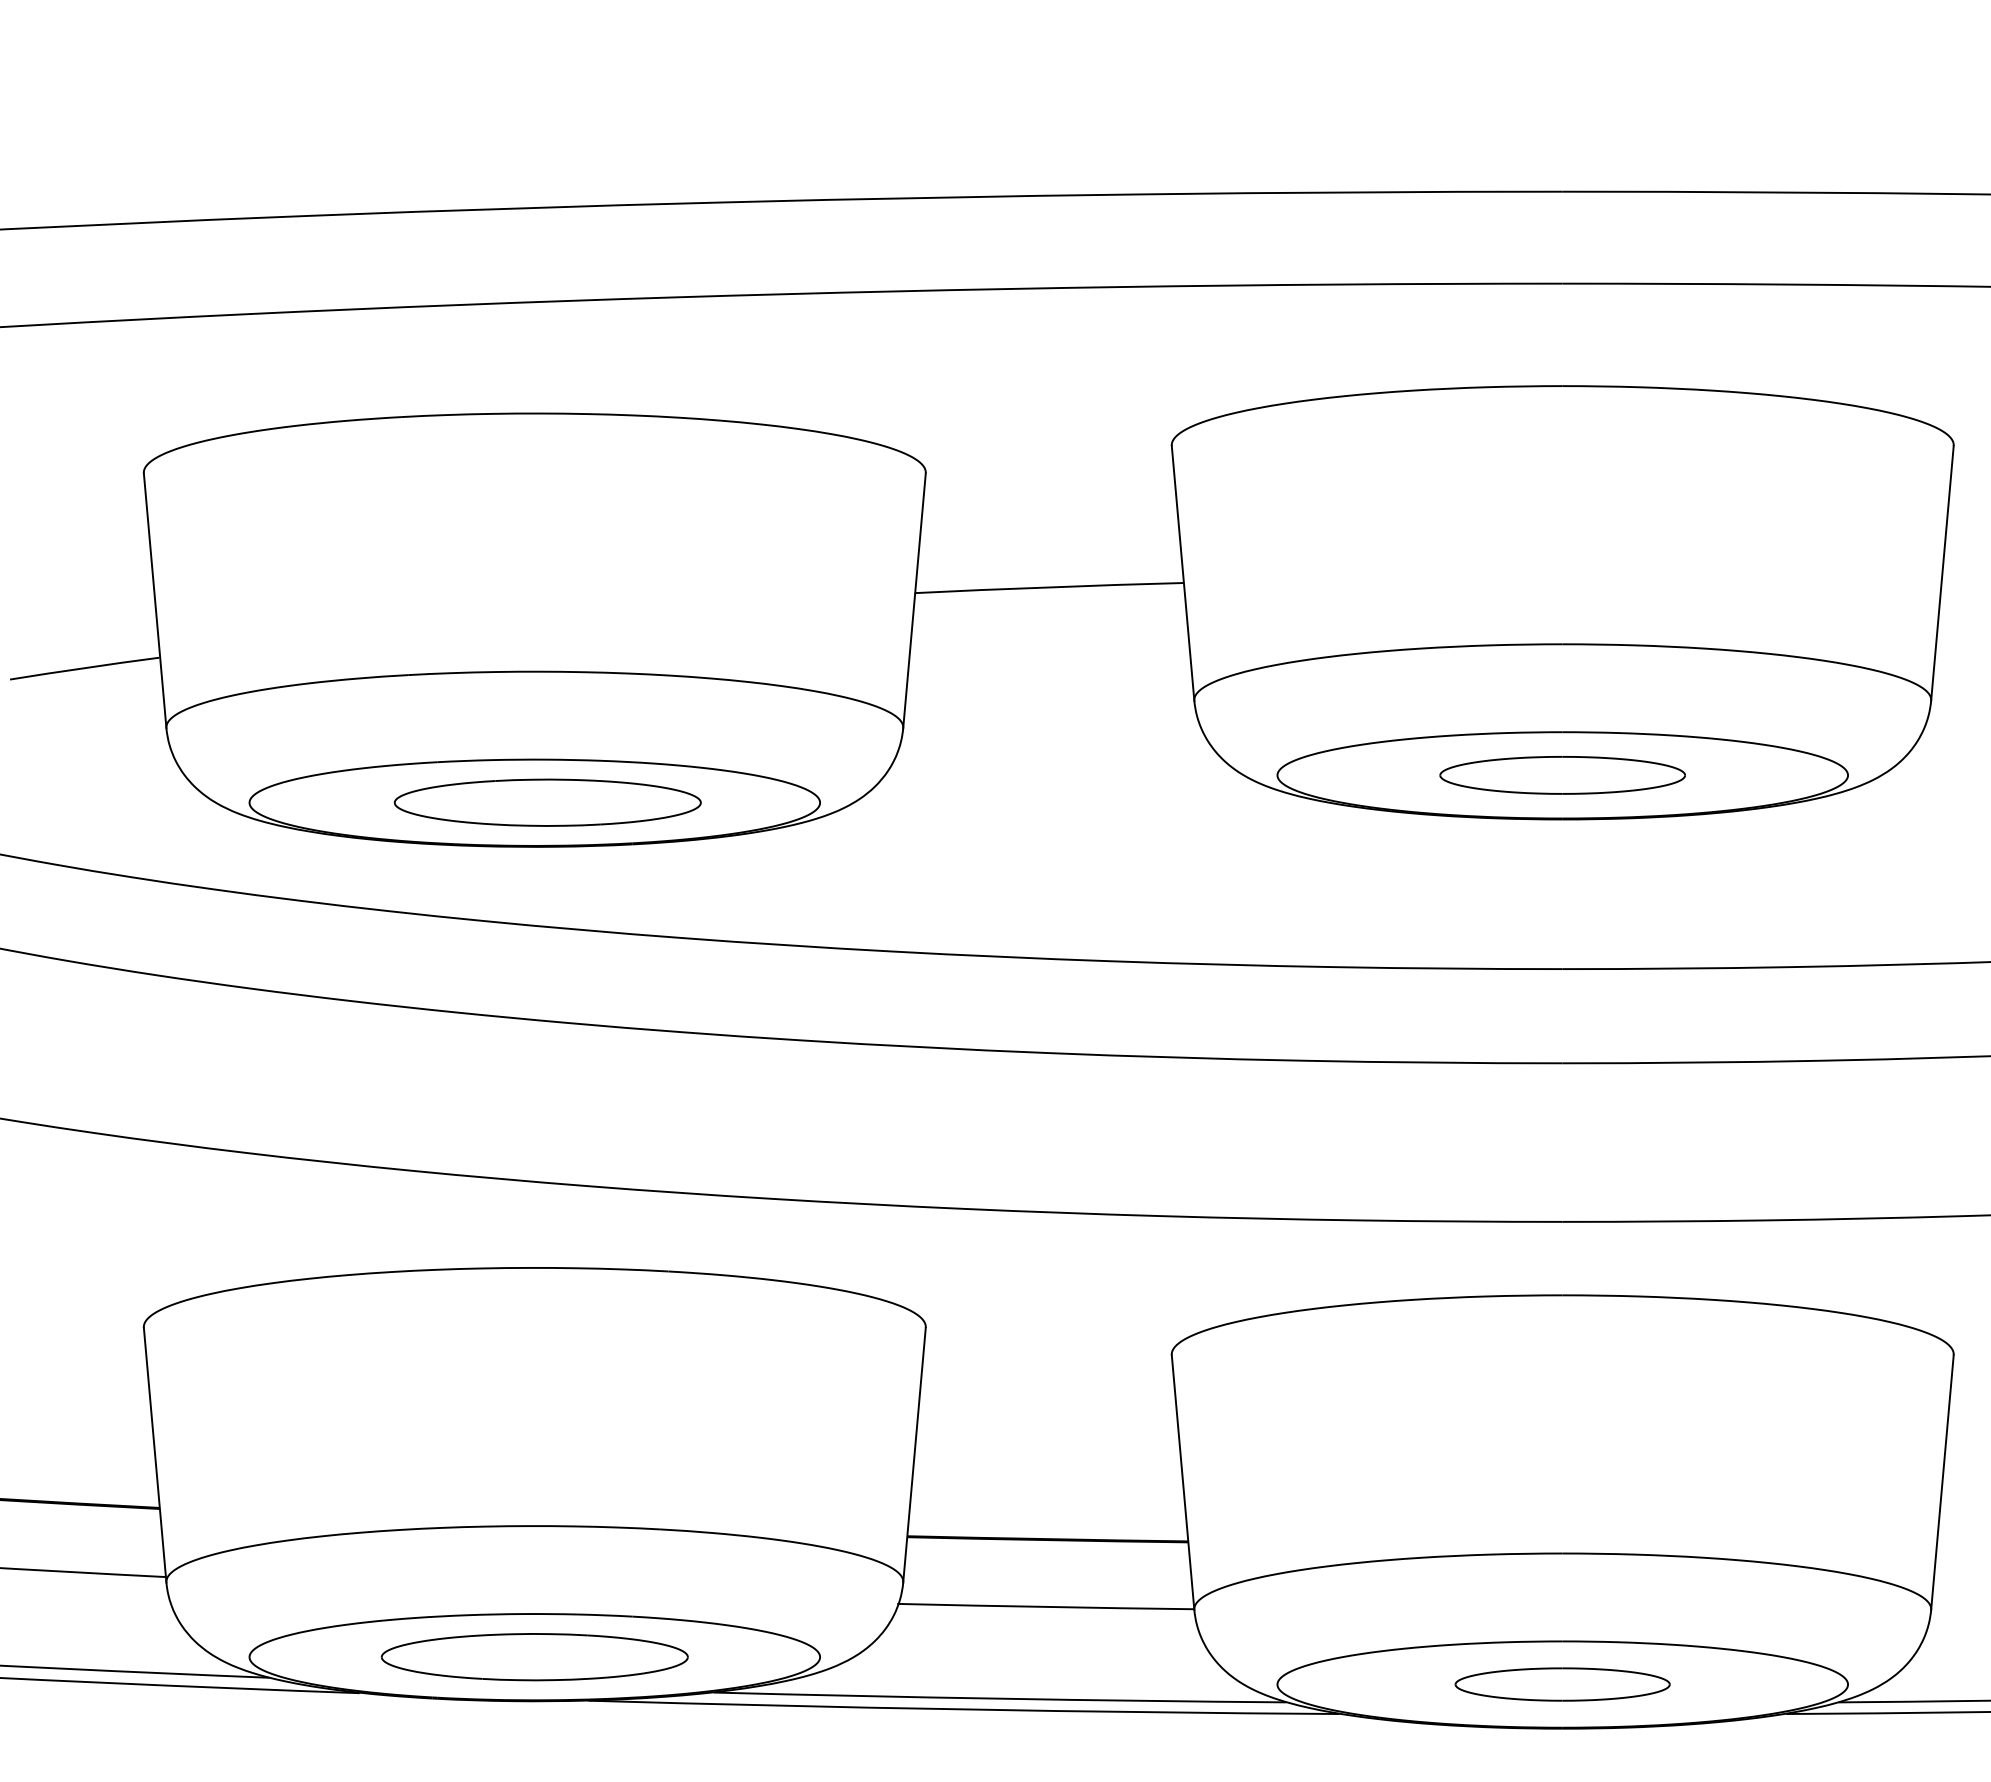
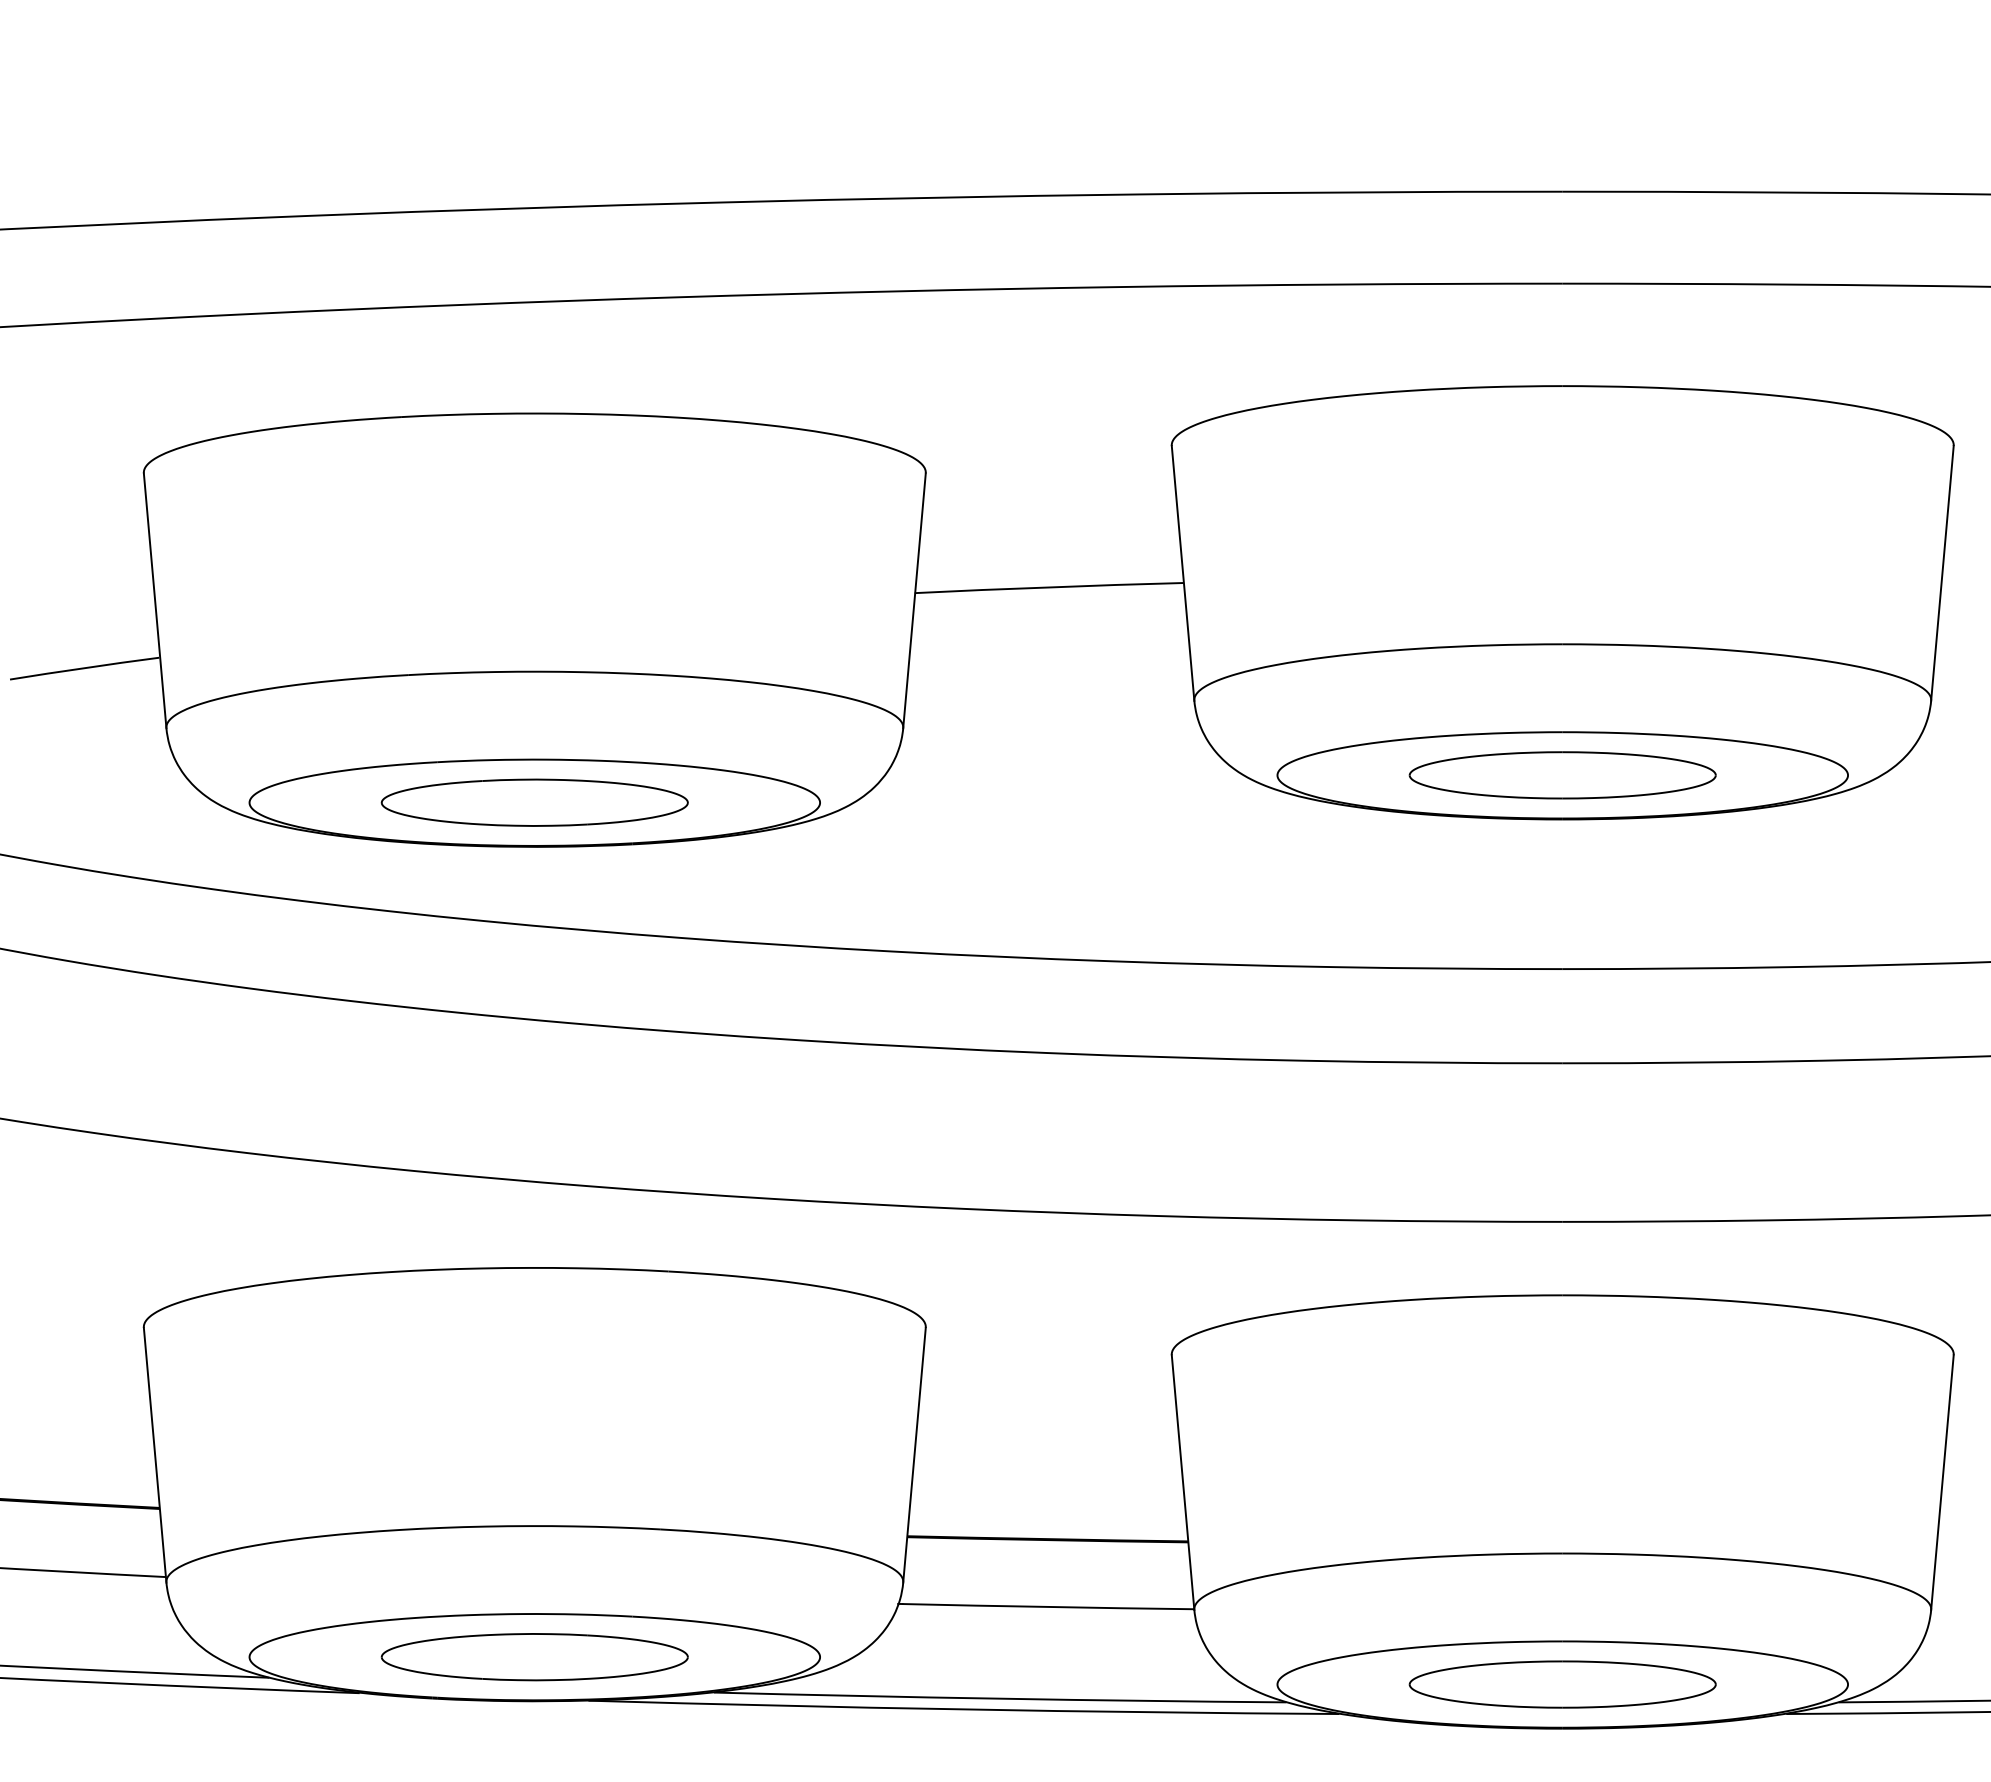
part size: 247x39 px -> 309x49 px (1562, 775)
part position: (547, 802) -> (534, 802) (534, 802)
part size: 217x35 px -> 309x49 px (1562, 1684)
